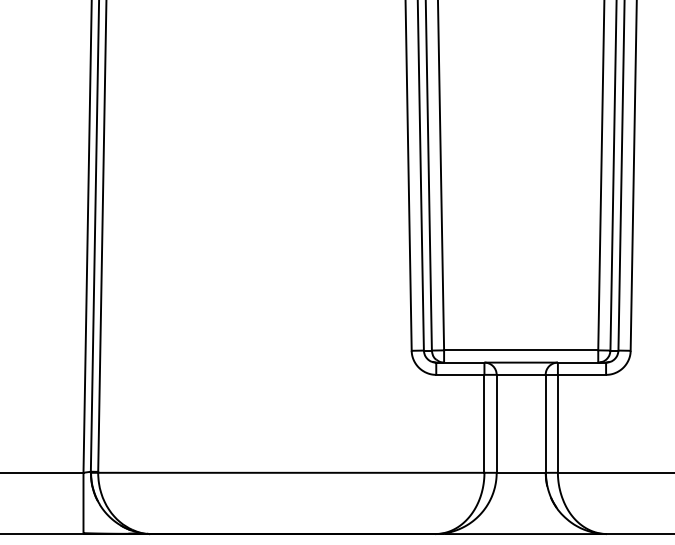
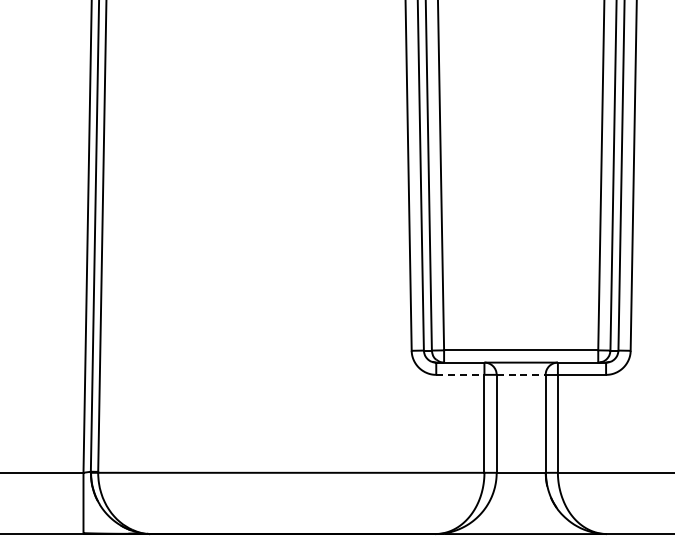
line: solid -> dashed (460, 374)
line: solid -> dashed (521, 374)
